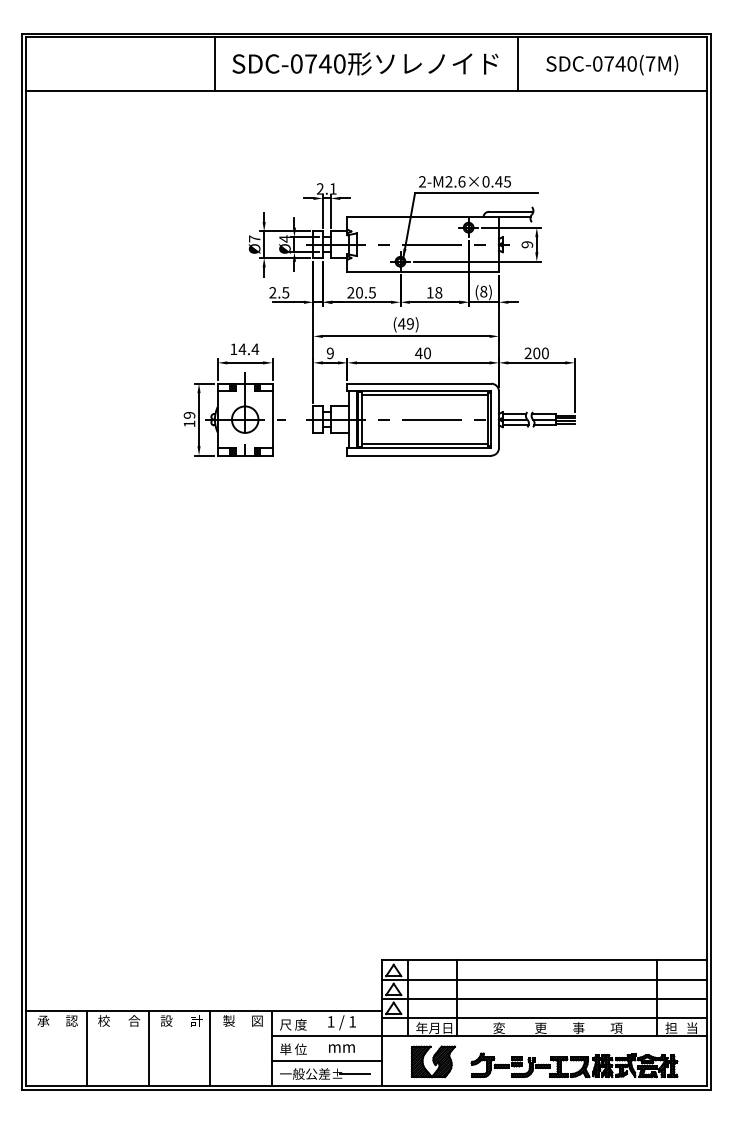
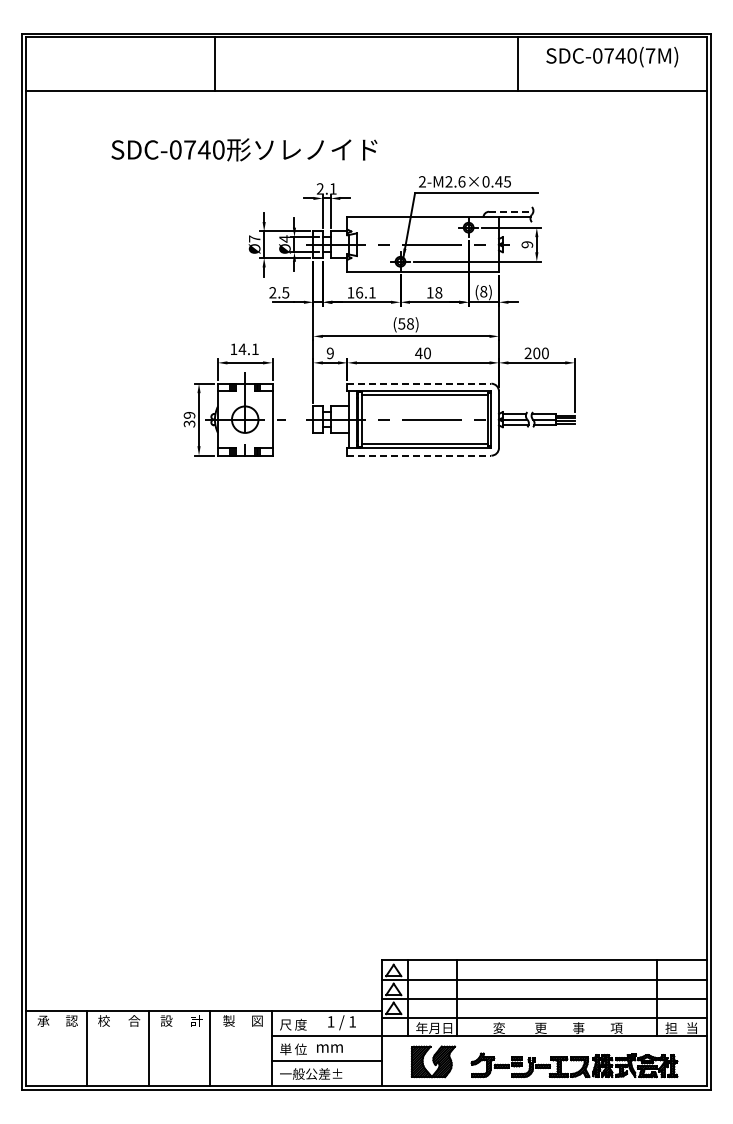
text position: (365, 63) -> (244, 149) (244, 149)
text position: (612, 65) -> (612, 57) (612, 57)
line: solid -> dashed (511, 211)
text: 20.5 -> 16.1 (361, 292)
text: (49) -> (58) (405, 323)
text: 14.4 -> 14.1 (255, 348)
line: solid -> dashed (419, 383)
text: 19 -> 39 (189, 423)
line: solid -> dashed (419, 455)
text position: (341, 1048) -> (329, 1048) (329, 1048)
line: present -> none (354, 1073)
